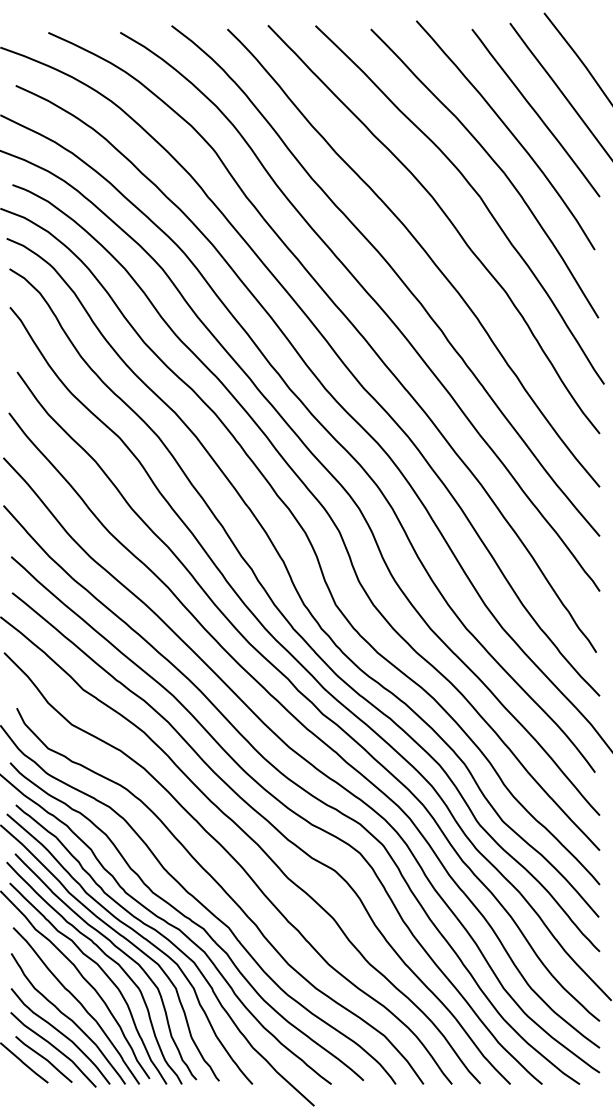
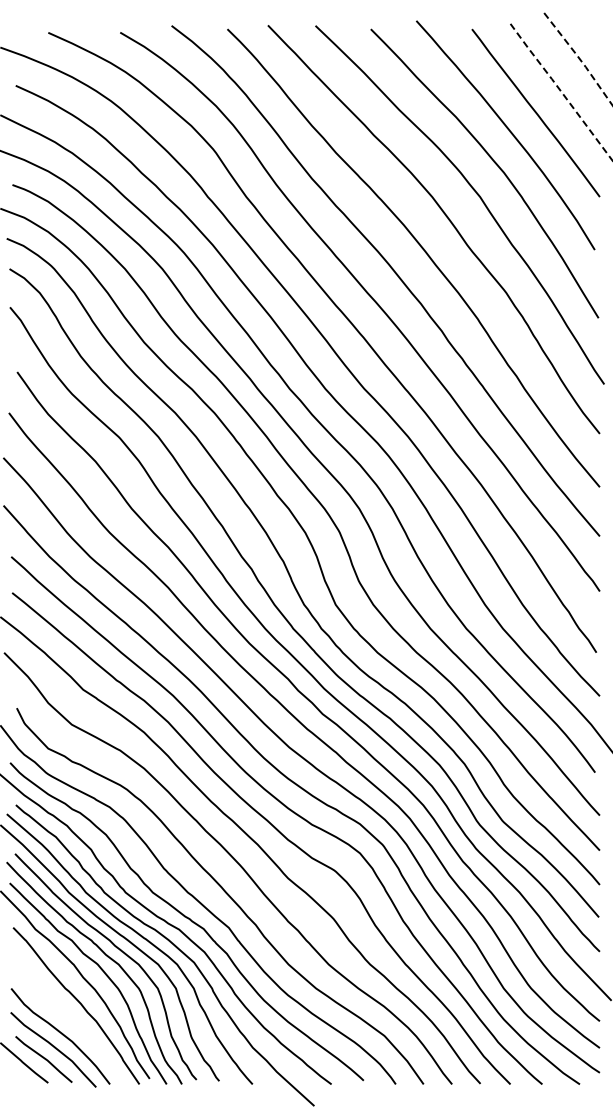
line: solid -> dashed (579, 58)
line: solid -> dashed (560, 90)
curve: present -> none (68, 1018)
